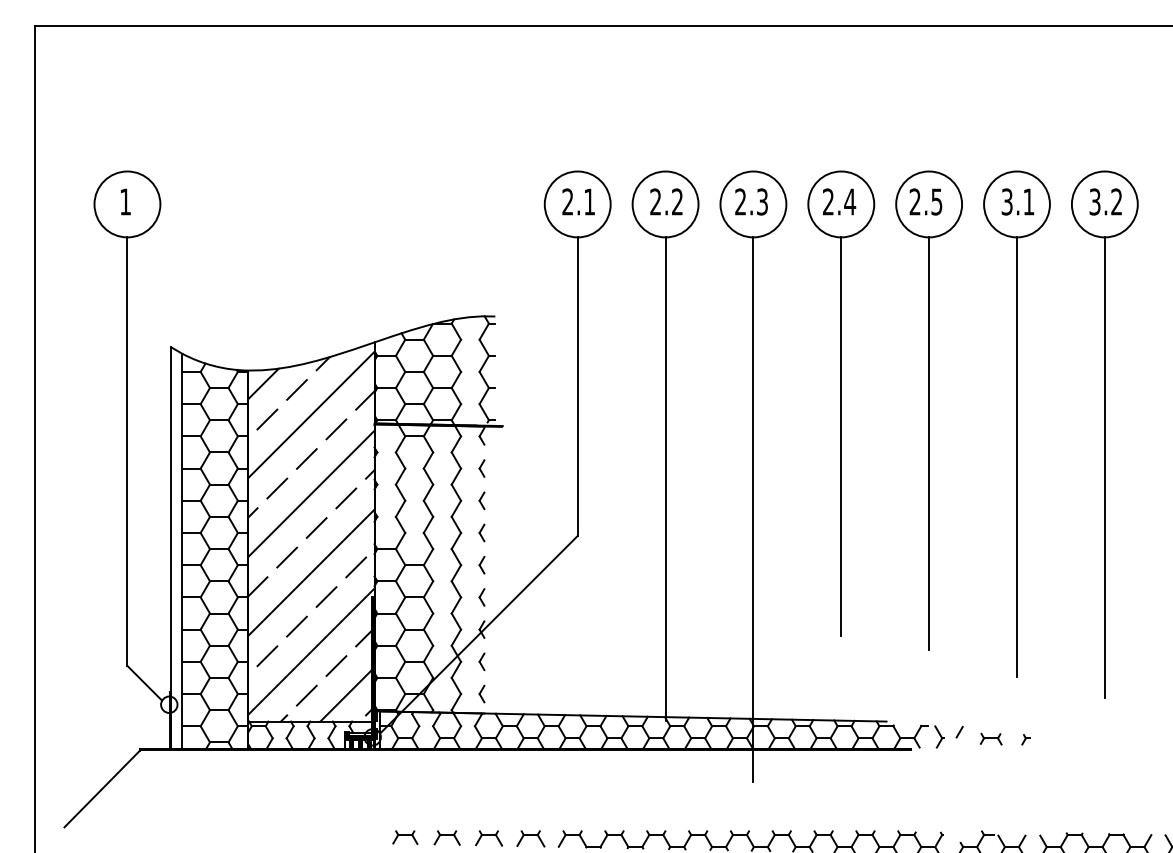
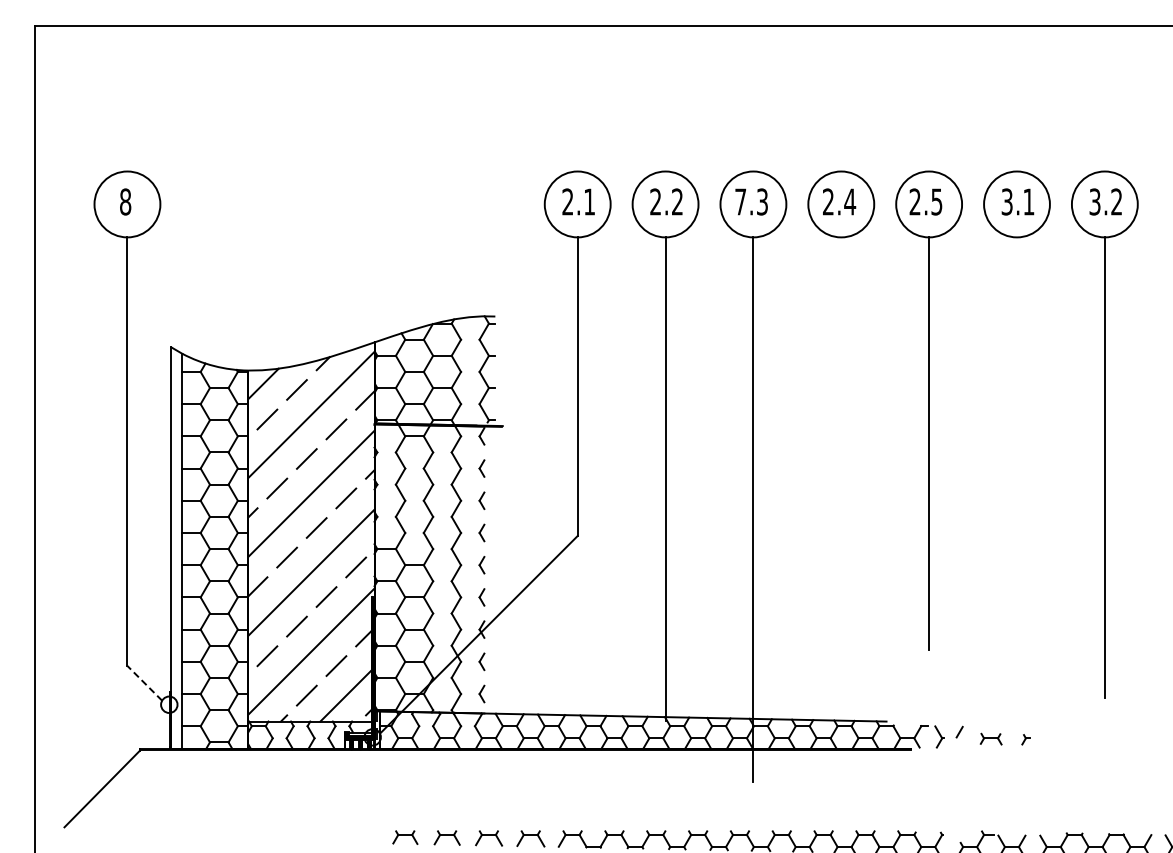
text: 1 -> 8 (125, 201)
text: 2.3 -> 7.3 (740, 201)
line: present -> none (841, 436)
line: present -> none (1017, 457)
line: solid -> dashed (144, 683)
